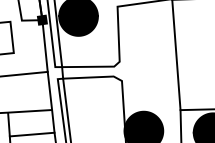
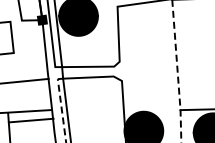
line: solid -> dashed (177, 72)
line position: (24, 73) -> (25, 80) (25, 80)
line: solid -> dashed (61, 107)
line position: (31, 134) -> (30, 120) (30, 120)
